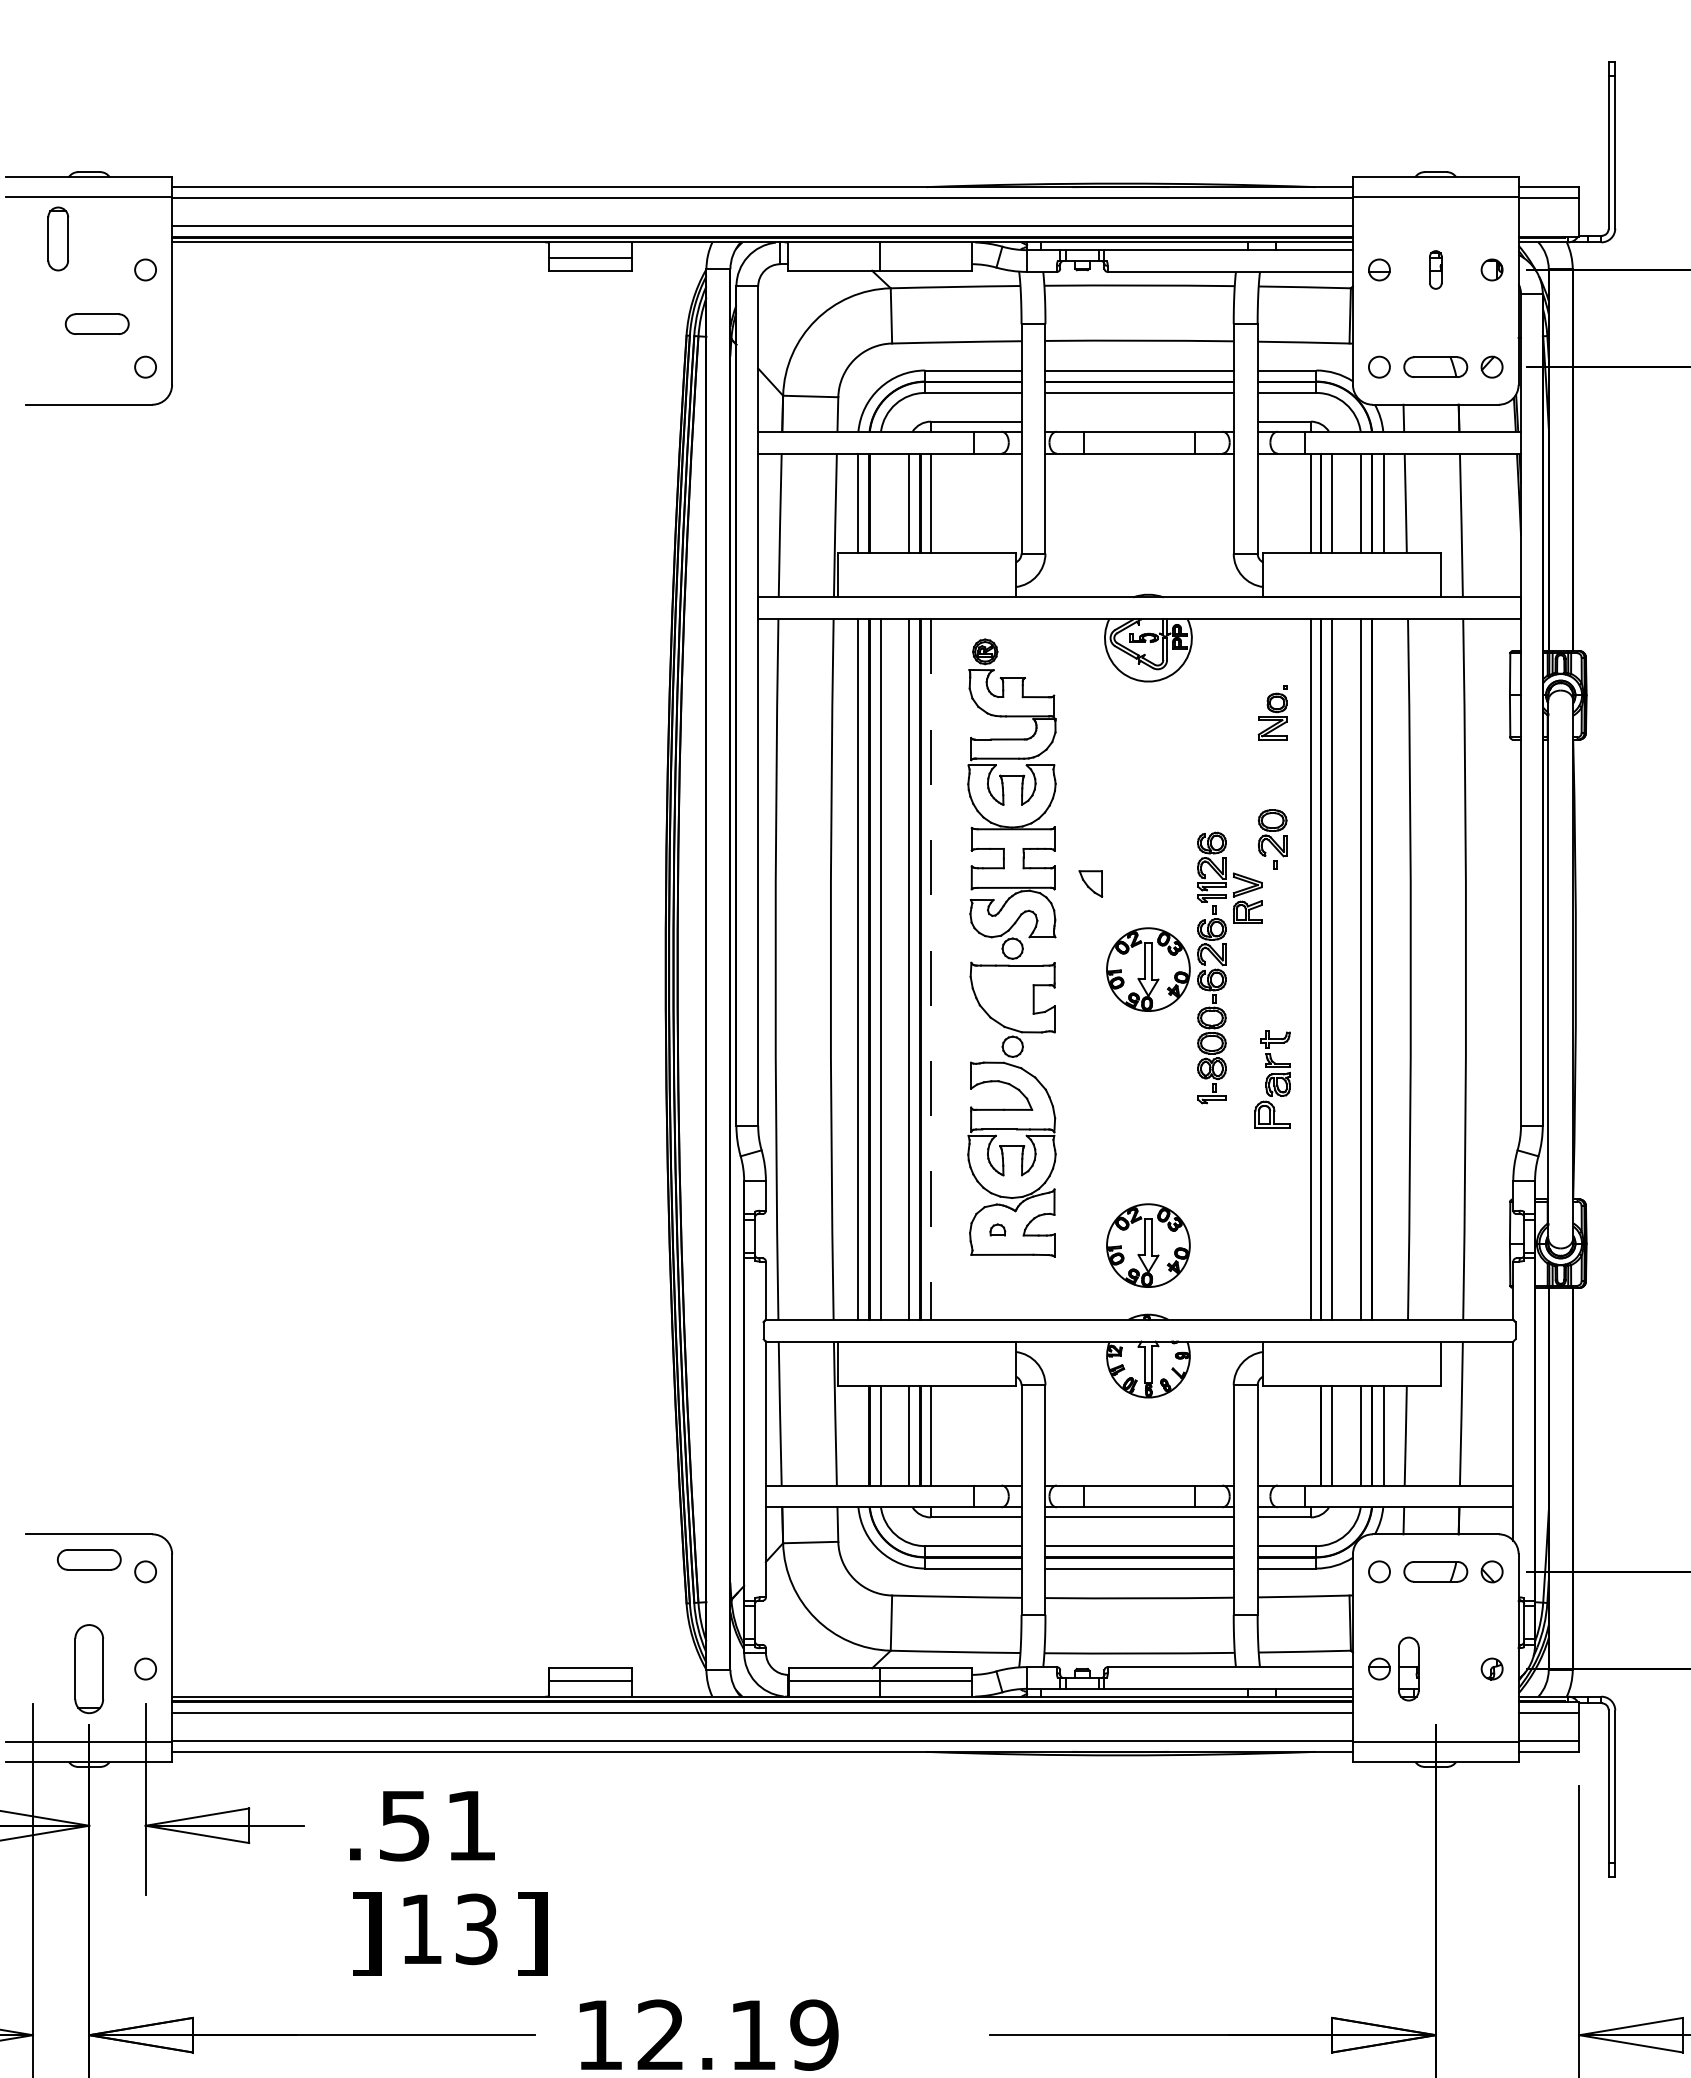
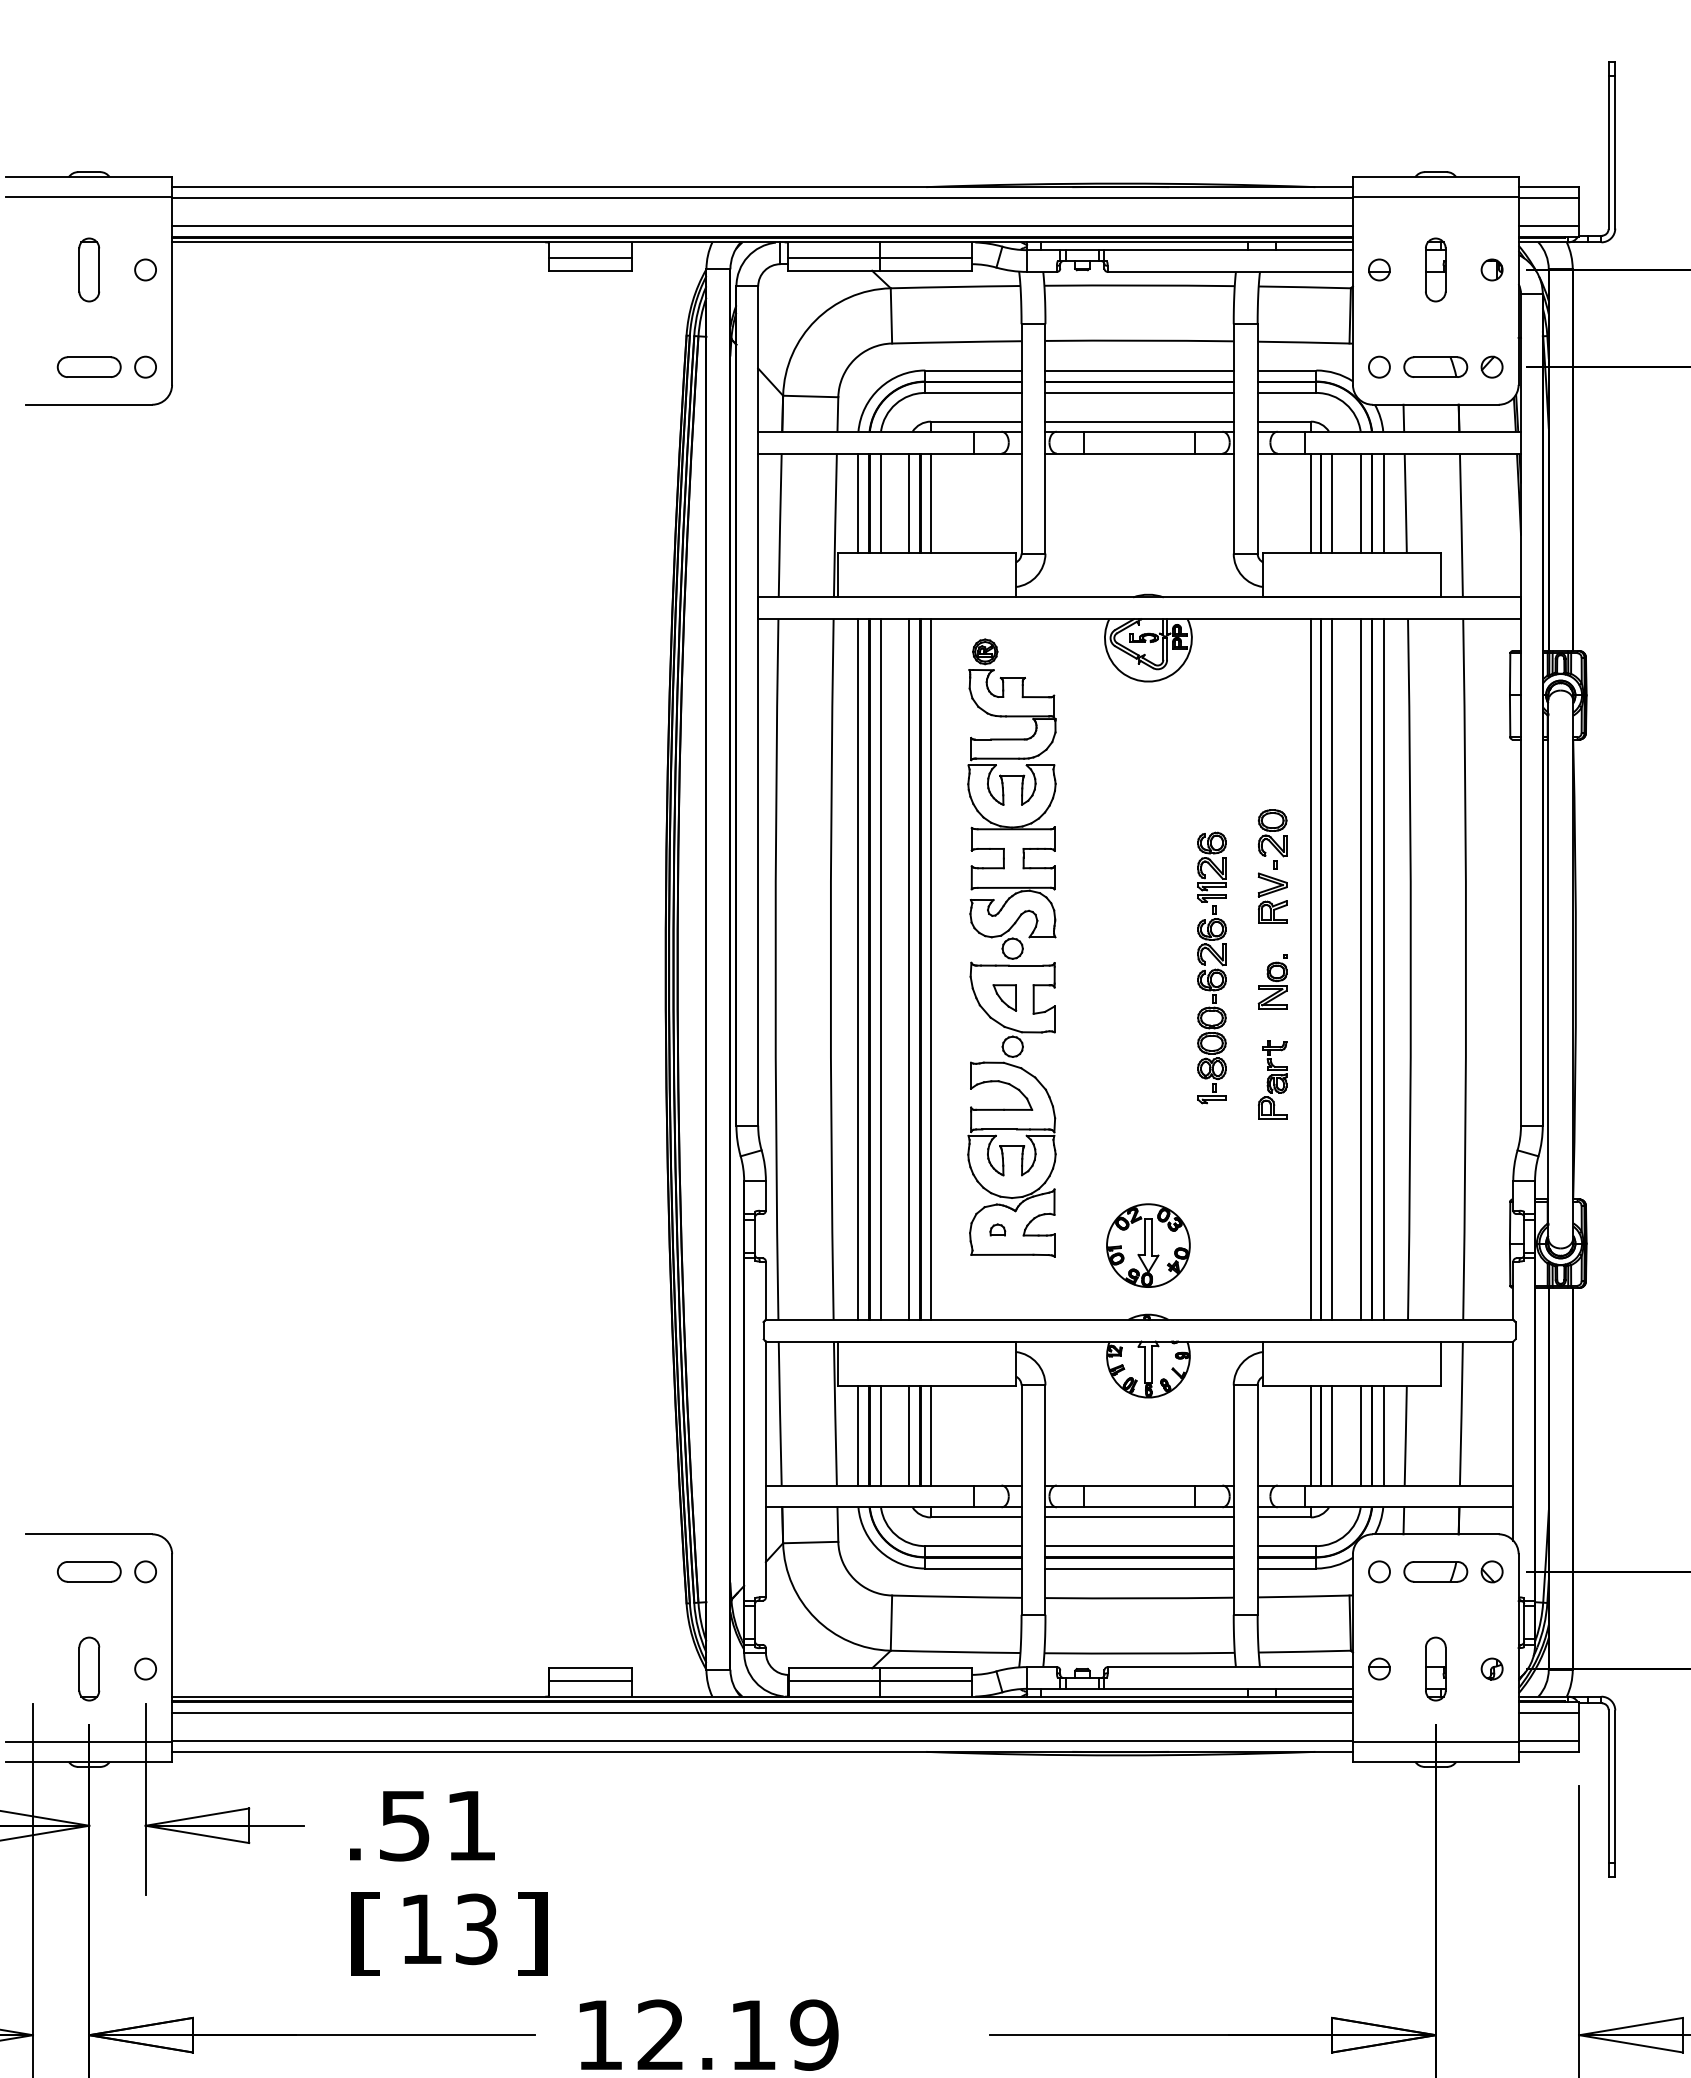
line: none -> present (1548, 225)
part position: (58, 238) -> (89, 269) (89, 269)
line: none -> present (879, 257)
part size: 14x40 px -> 22x66 px (1435, 269)
part position: (96, 323) -> (88, 366) (88, 366)
line: none -> present (1139, 421)
line: none -> present (880, 503)
part position: (1272, 712) -> (1272, 981) (1272, 981)
part position: (1090, 883) -> (1004, 997) (1004, 997)
part position: (1247, 897) -> (1272, 897) (1272, 897)
part: present -> none (1148, 969)
line: none -> present (1383, 969)
line: dashed -> solid (930, 970)
part size: 37x99 px -> 30x80 px (1272, 1079)
line: none -> present (858, 1435)
line: none -> present (1311, 1435)
part position: (89, 1559) -> (89, 1571) (89, 1571)
part position: (1408, 1668) -> (1435, 1668) (1435, 1668)
part size: 30x91 px -> 23x66 px (89, 1668)
text: ] -> [ (366, 1933)
